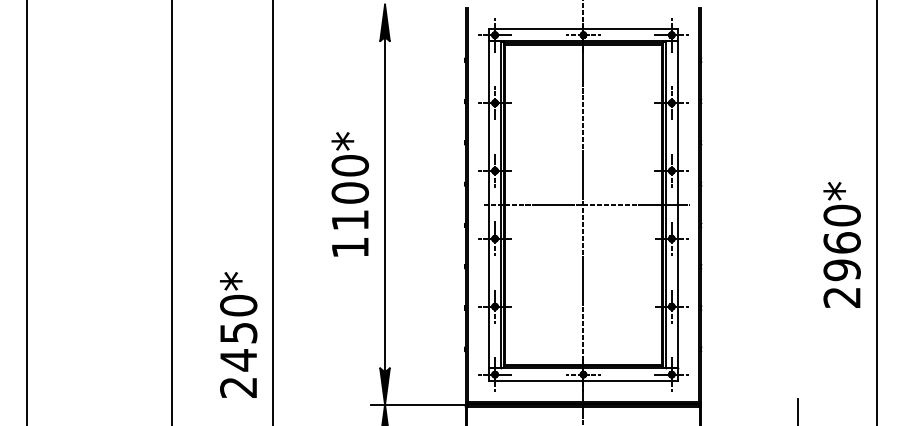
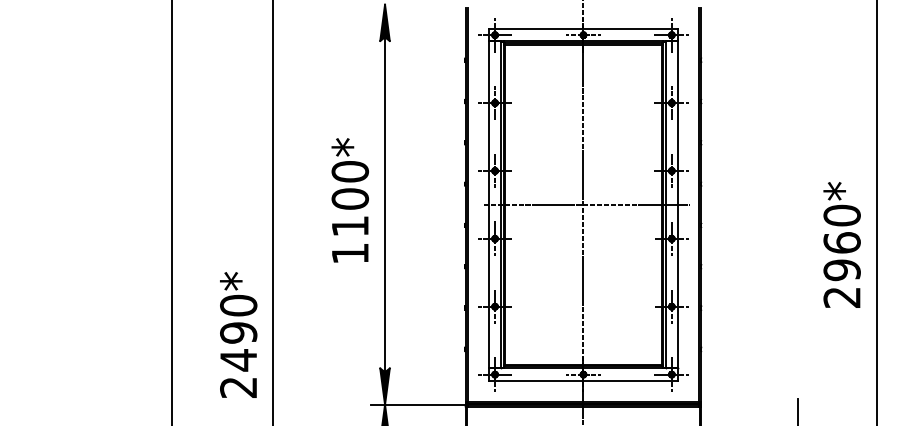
text position: (349, 194) -> (349, 200) (349, 200)
line: present -> none (27, 212)
text: 2450* -> 2490* (238, 332)
